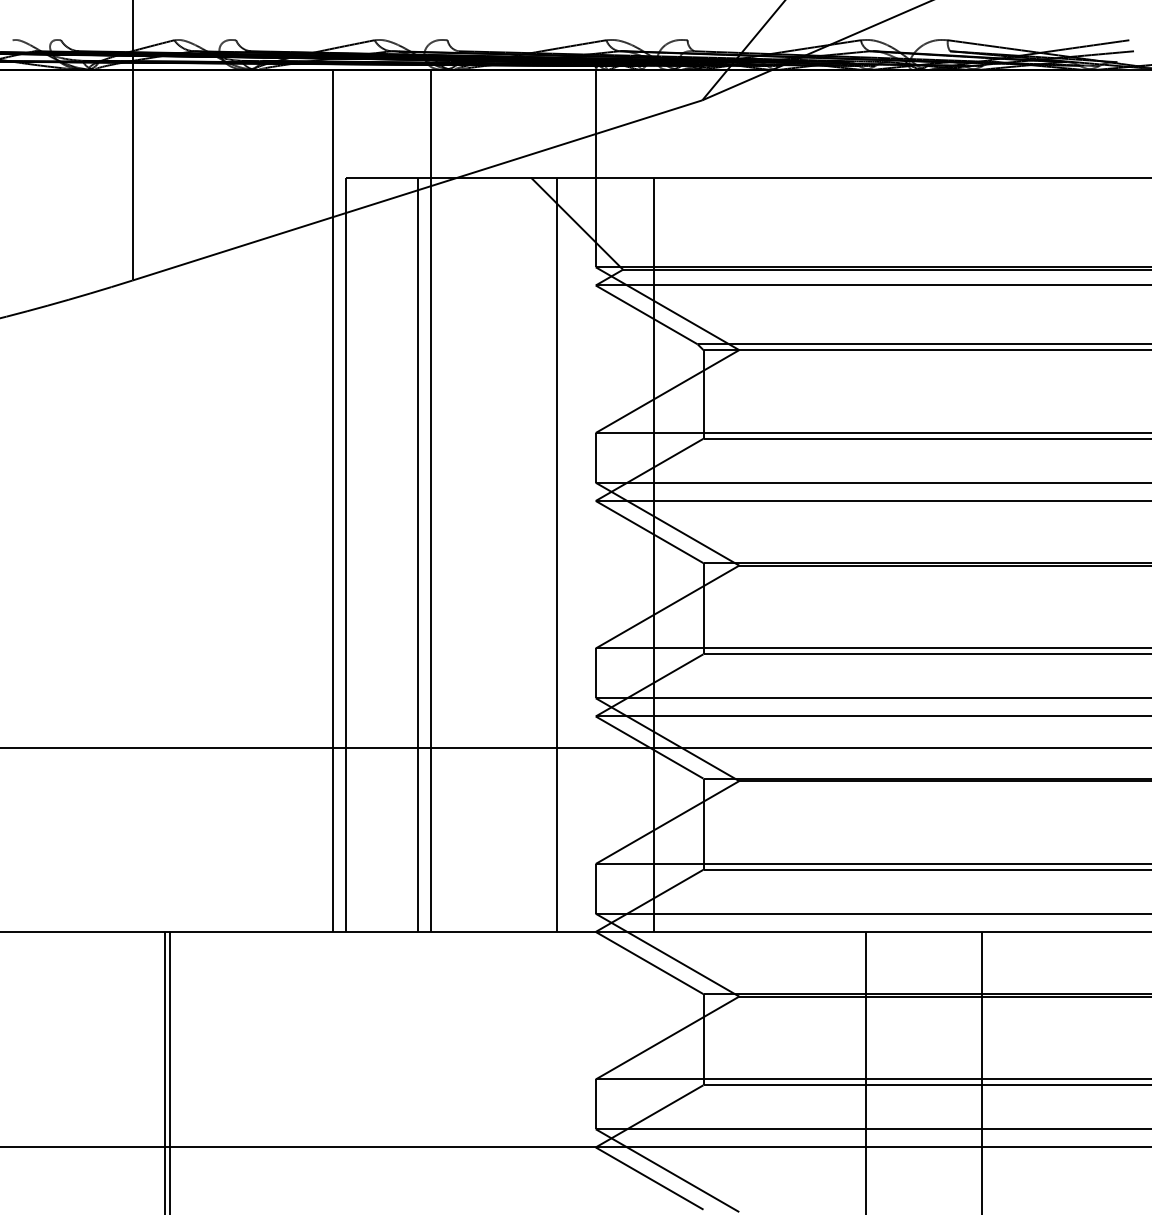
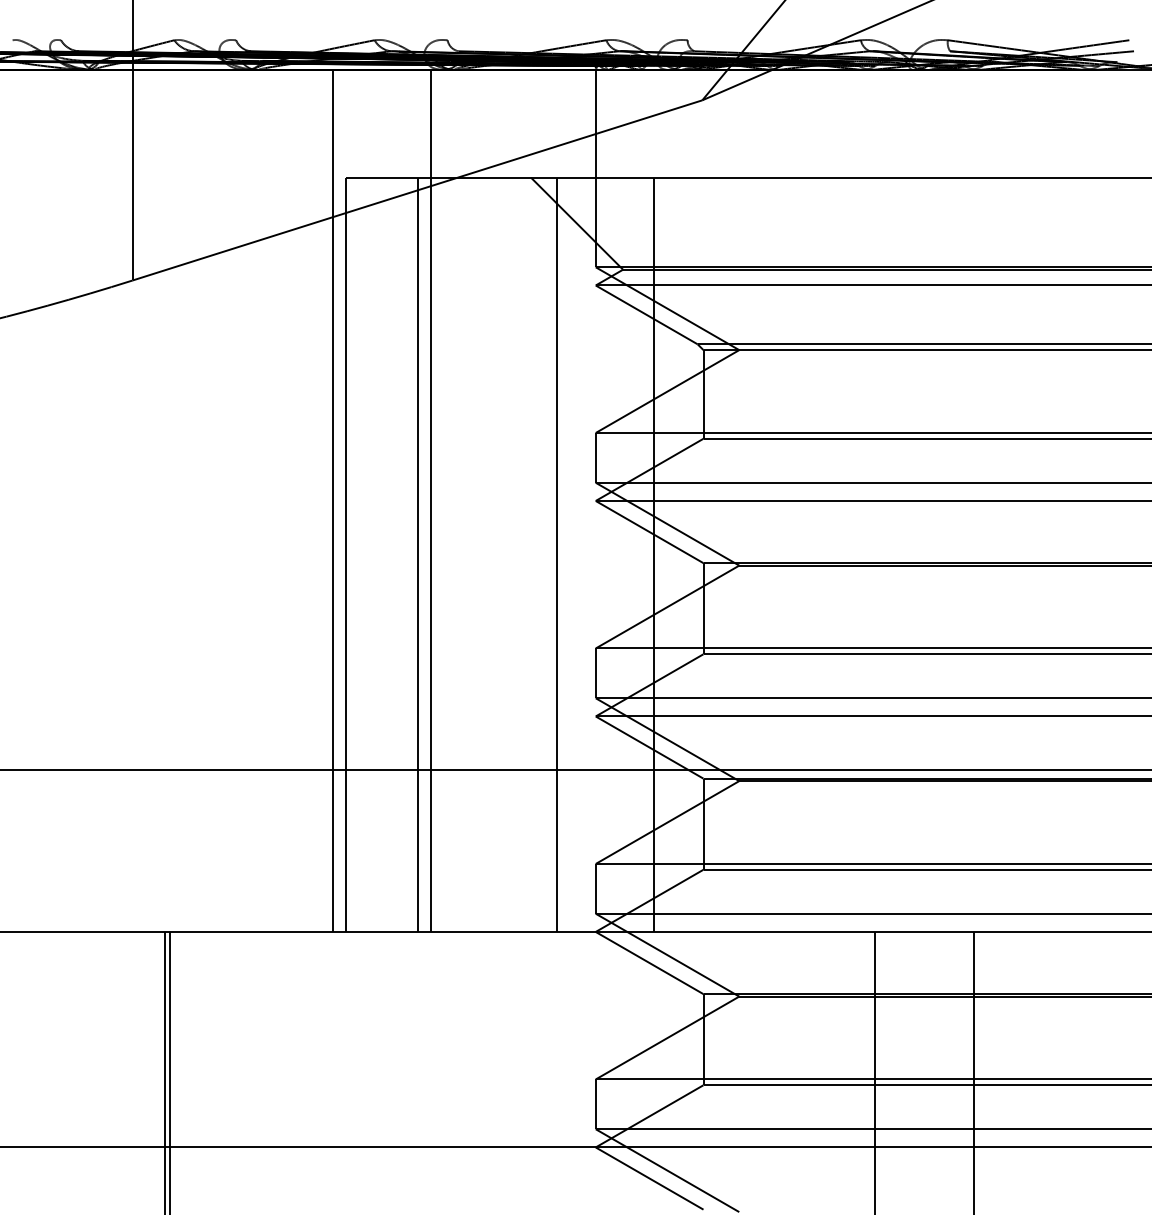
line position: (575, 747) -> (575, 769) (575, 769)
line position: (866, 1071) -> (875, 1071) (875, 1071)
line position: (981, 1071) -> (973, 1071) (973, 1071)
